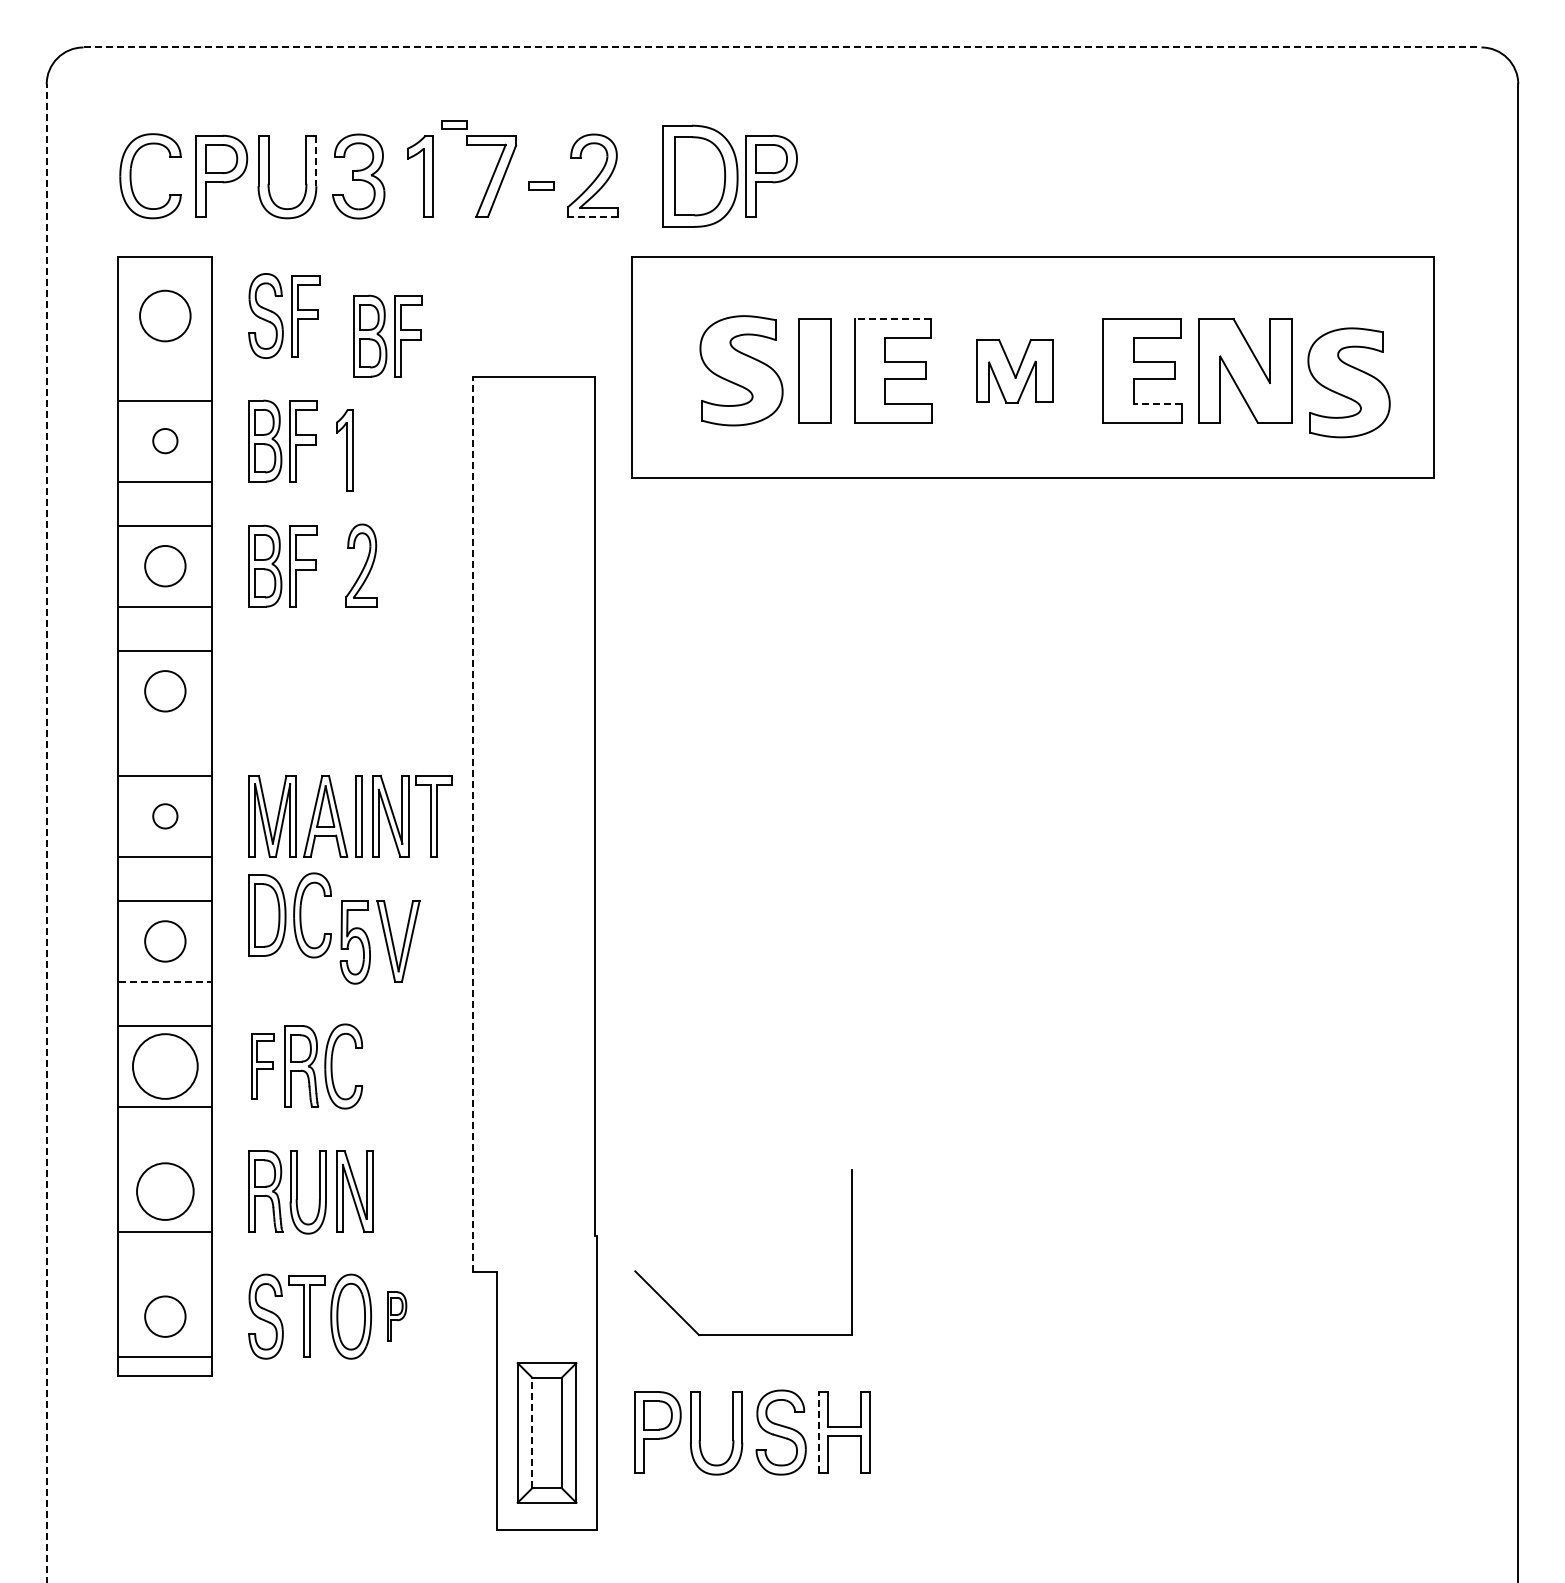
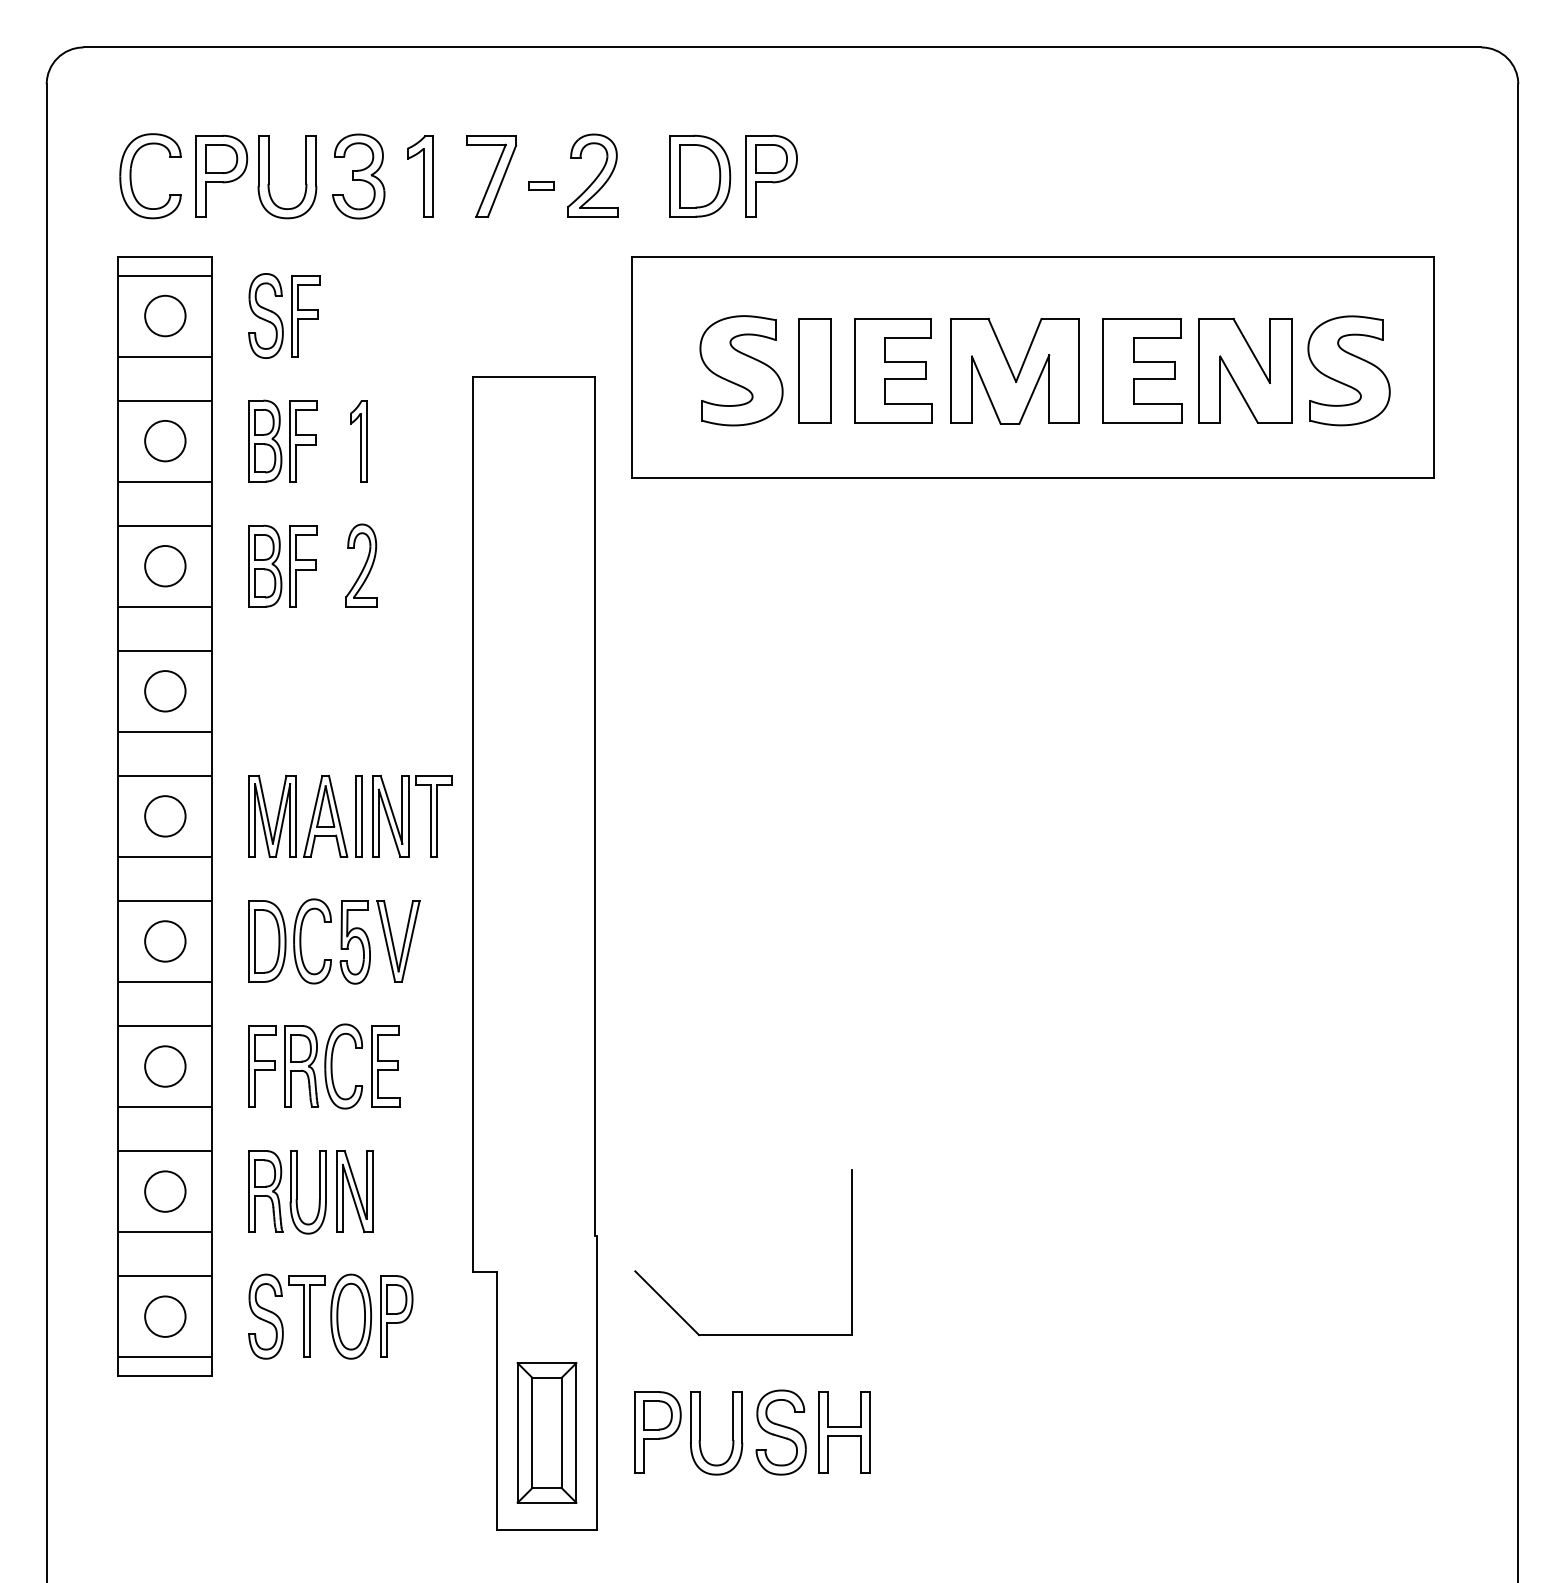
line: dashed -> solid (782, 47)
part: present -> none (454, 124)
line: dashed -> solid (316, 161)
part size: 77x104 px -> 63x84 px (700, 175)
line: dashed -> solid (592, 216)
line: none -> present (165, 275)
circle size: 53x54 px -> 43x44 px (165, 315)
line: dashed -> solid (892, 318)
part: present -> none (387, 335)
line: none -> present (165, 356)
part size: 78x65 px -> 130x107 px (1014, 371)
part position: (1348, 382) -> (1348, 370) (1348, 370)
line: dashed -> solid (1157, 403)
circle diameter: 24 px -> 40 px (165, 440)
part position: (344, 450) -> (358, 441) (358, 441)
line: none -> present (165, 731)
circle diameter: 24 px -> 40 px (165, 816)
line: dashed -> solid (473, 824)
line: dashed -> solid (46, 833)
part position: (289, 915) -> (289, 941) (289, 941)
line: dashed -> solid (165, 981)
circle diameter: 65 px -> 40 px (165, 1066)
part size: 24x67 px -> 29x83 px (262, 1066)
part: none -> present (385, 1066)
line: none -> present (165, 1151)
circle diameter: 57 px -> 40 px (165, 1191)
line: none -> present (165, 1276)
part size: 21x51 px -> 34x83 px (396, 1316)
line: dashed -> solid (532, 1432)
line: dashed -> solid (819, 1432)
